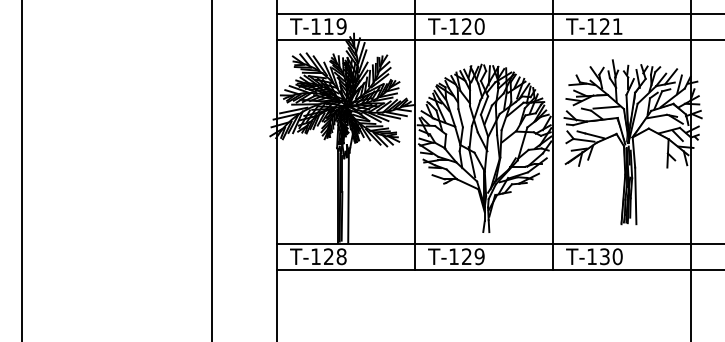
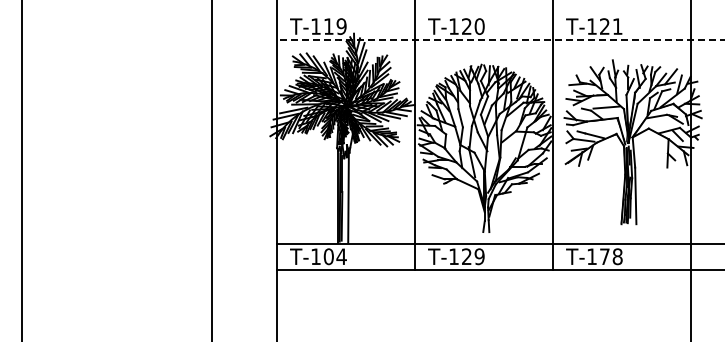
line: present -> none (498, 13)
line: solid -> dashed (500, 39)
text: T-128 -> T-104 (334, 256)
text: T-130 -> T-178 (611, 256)
